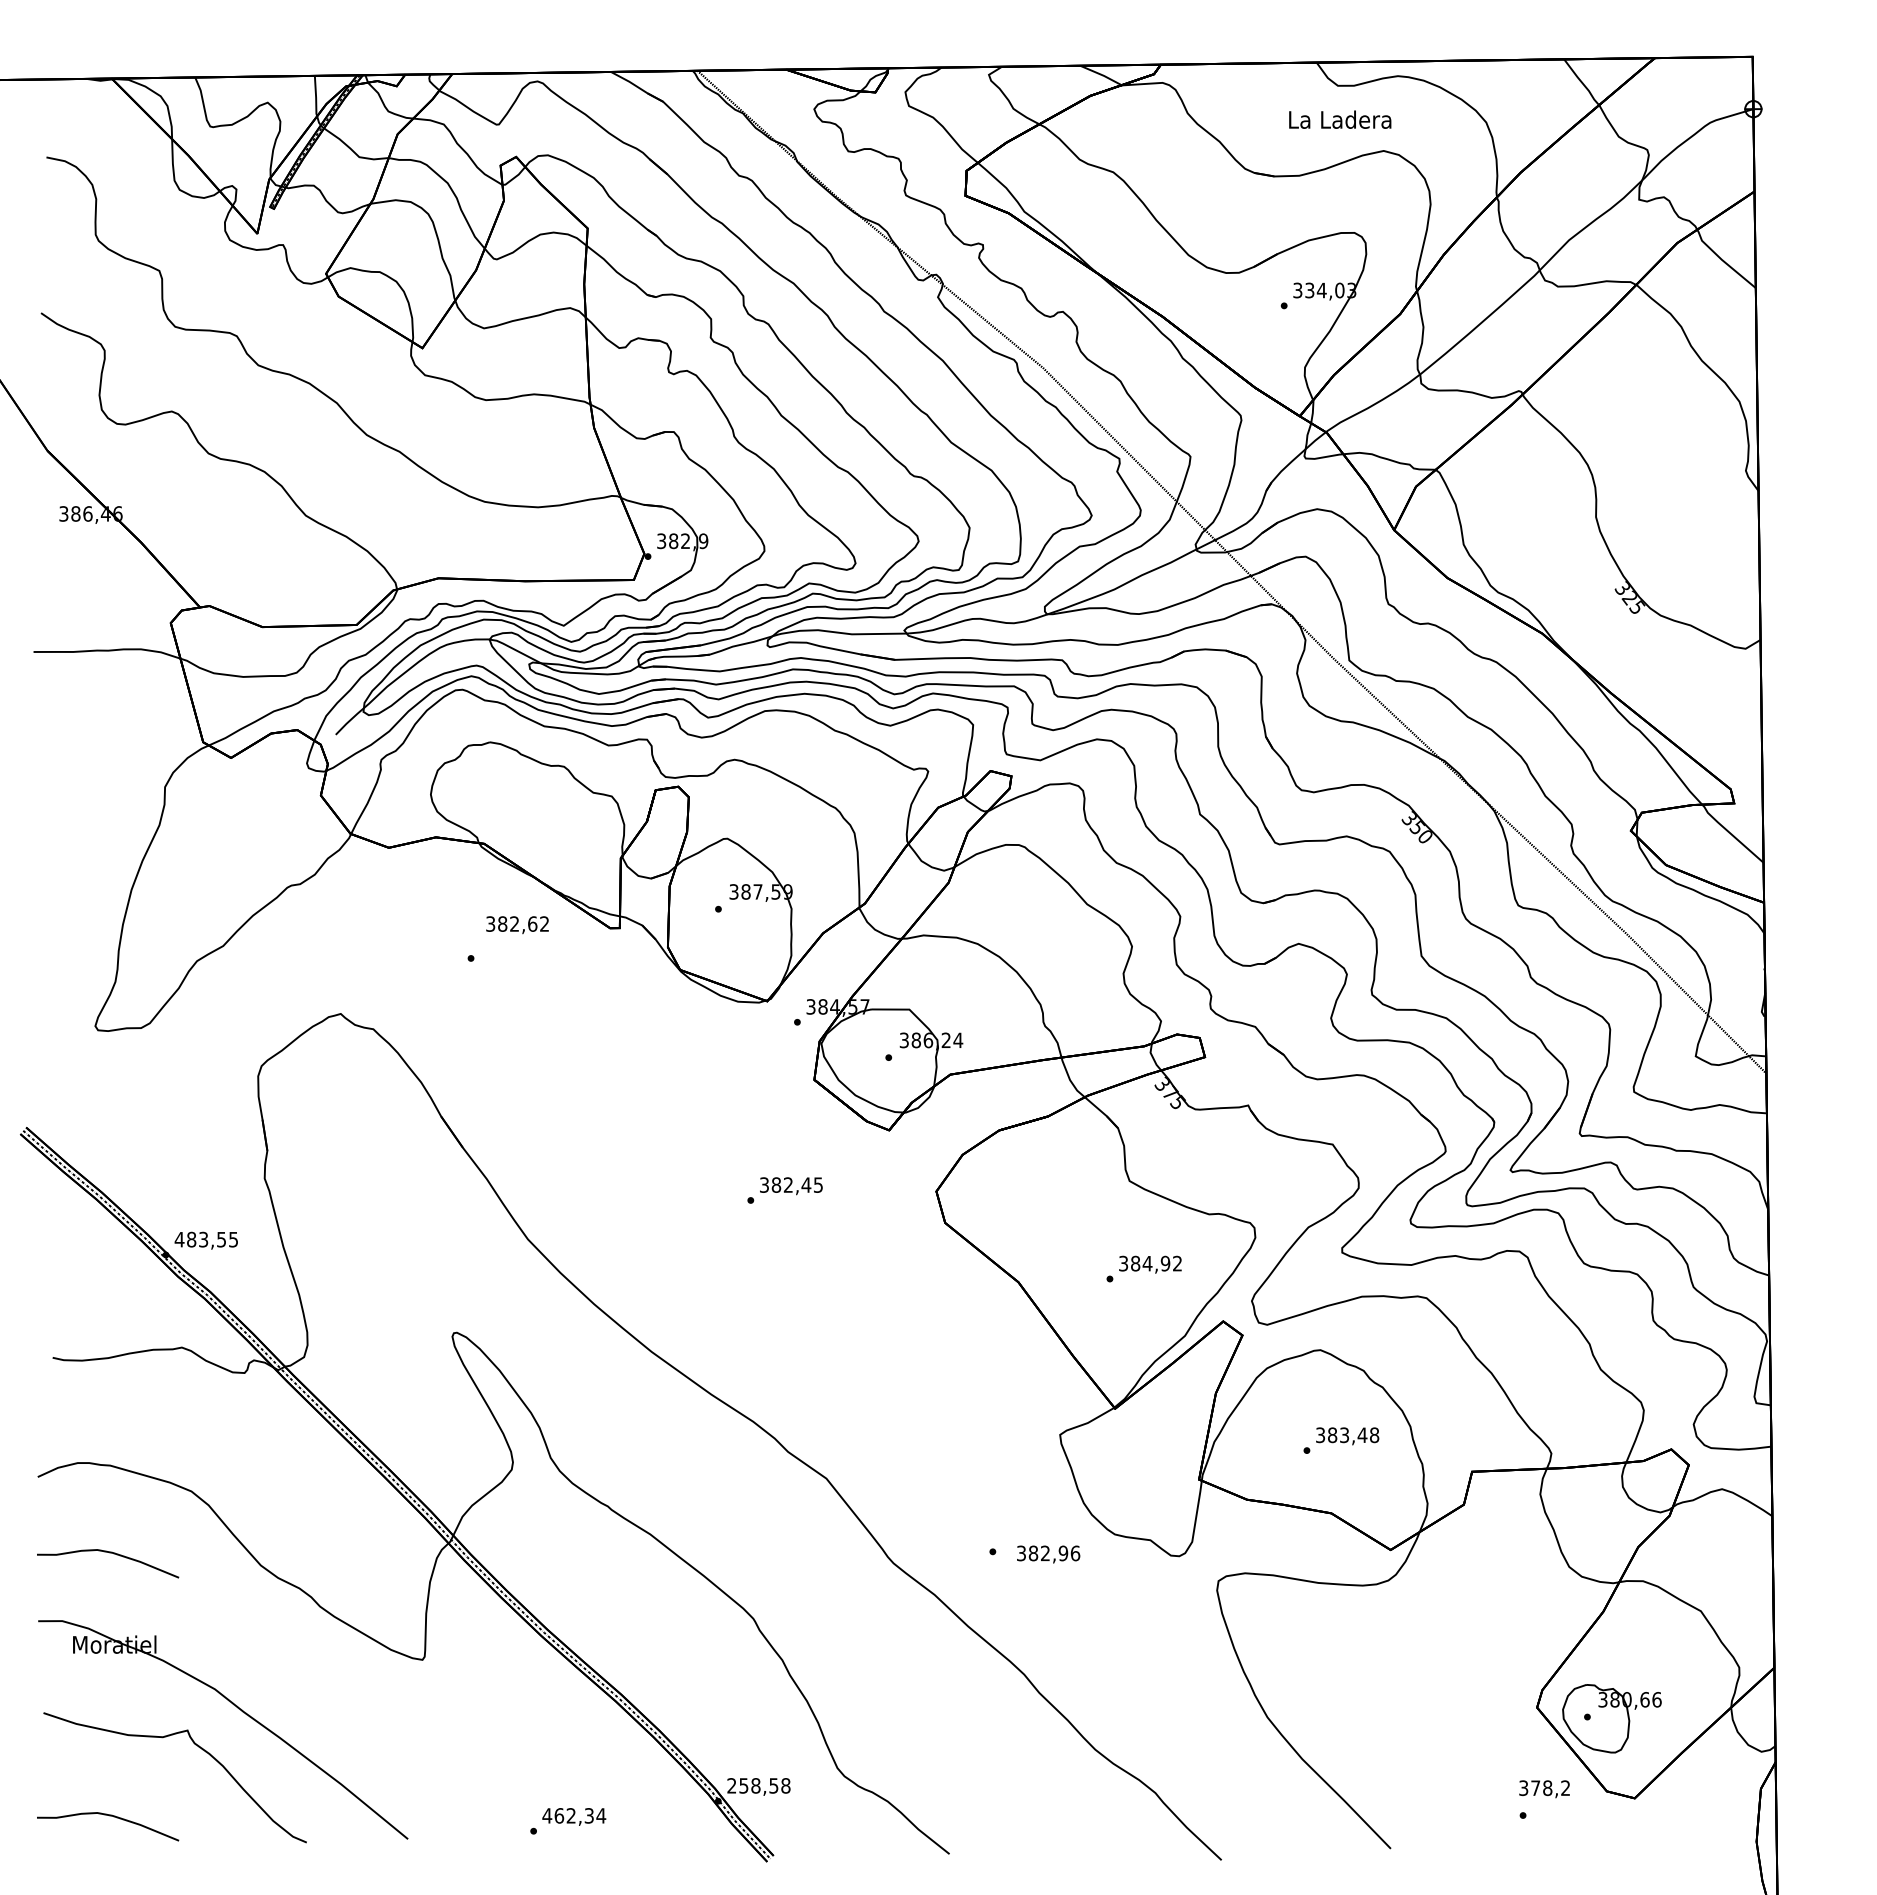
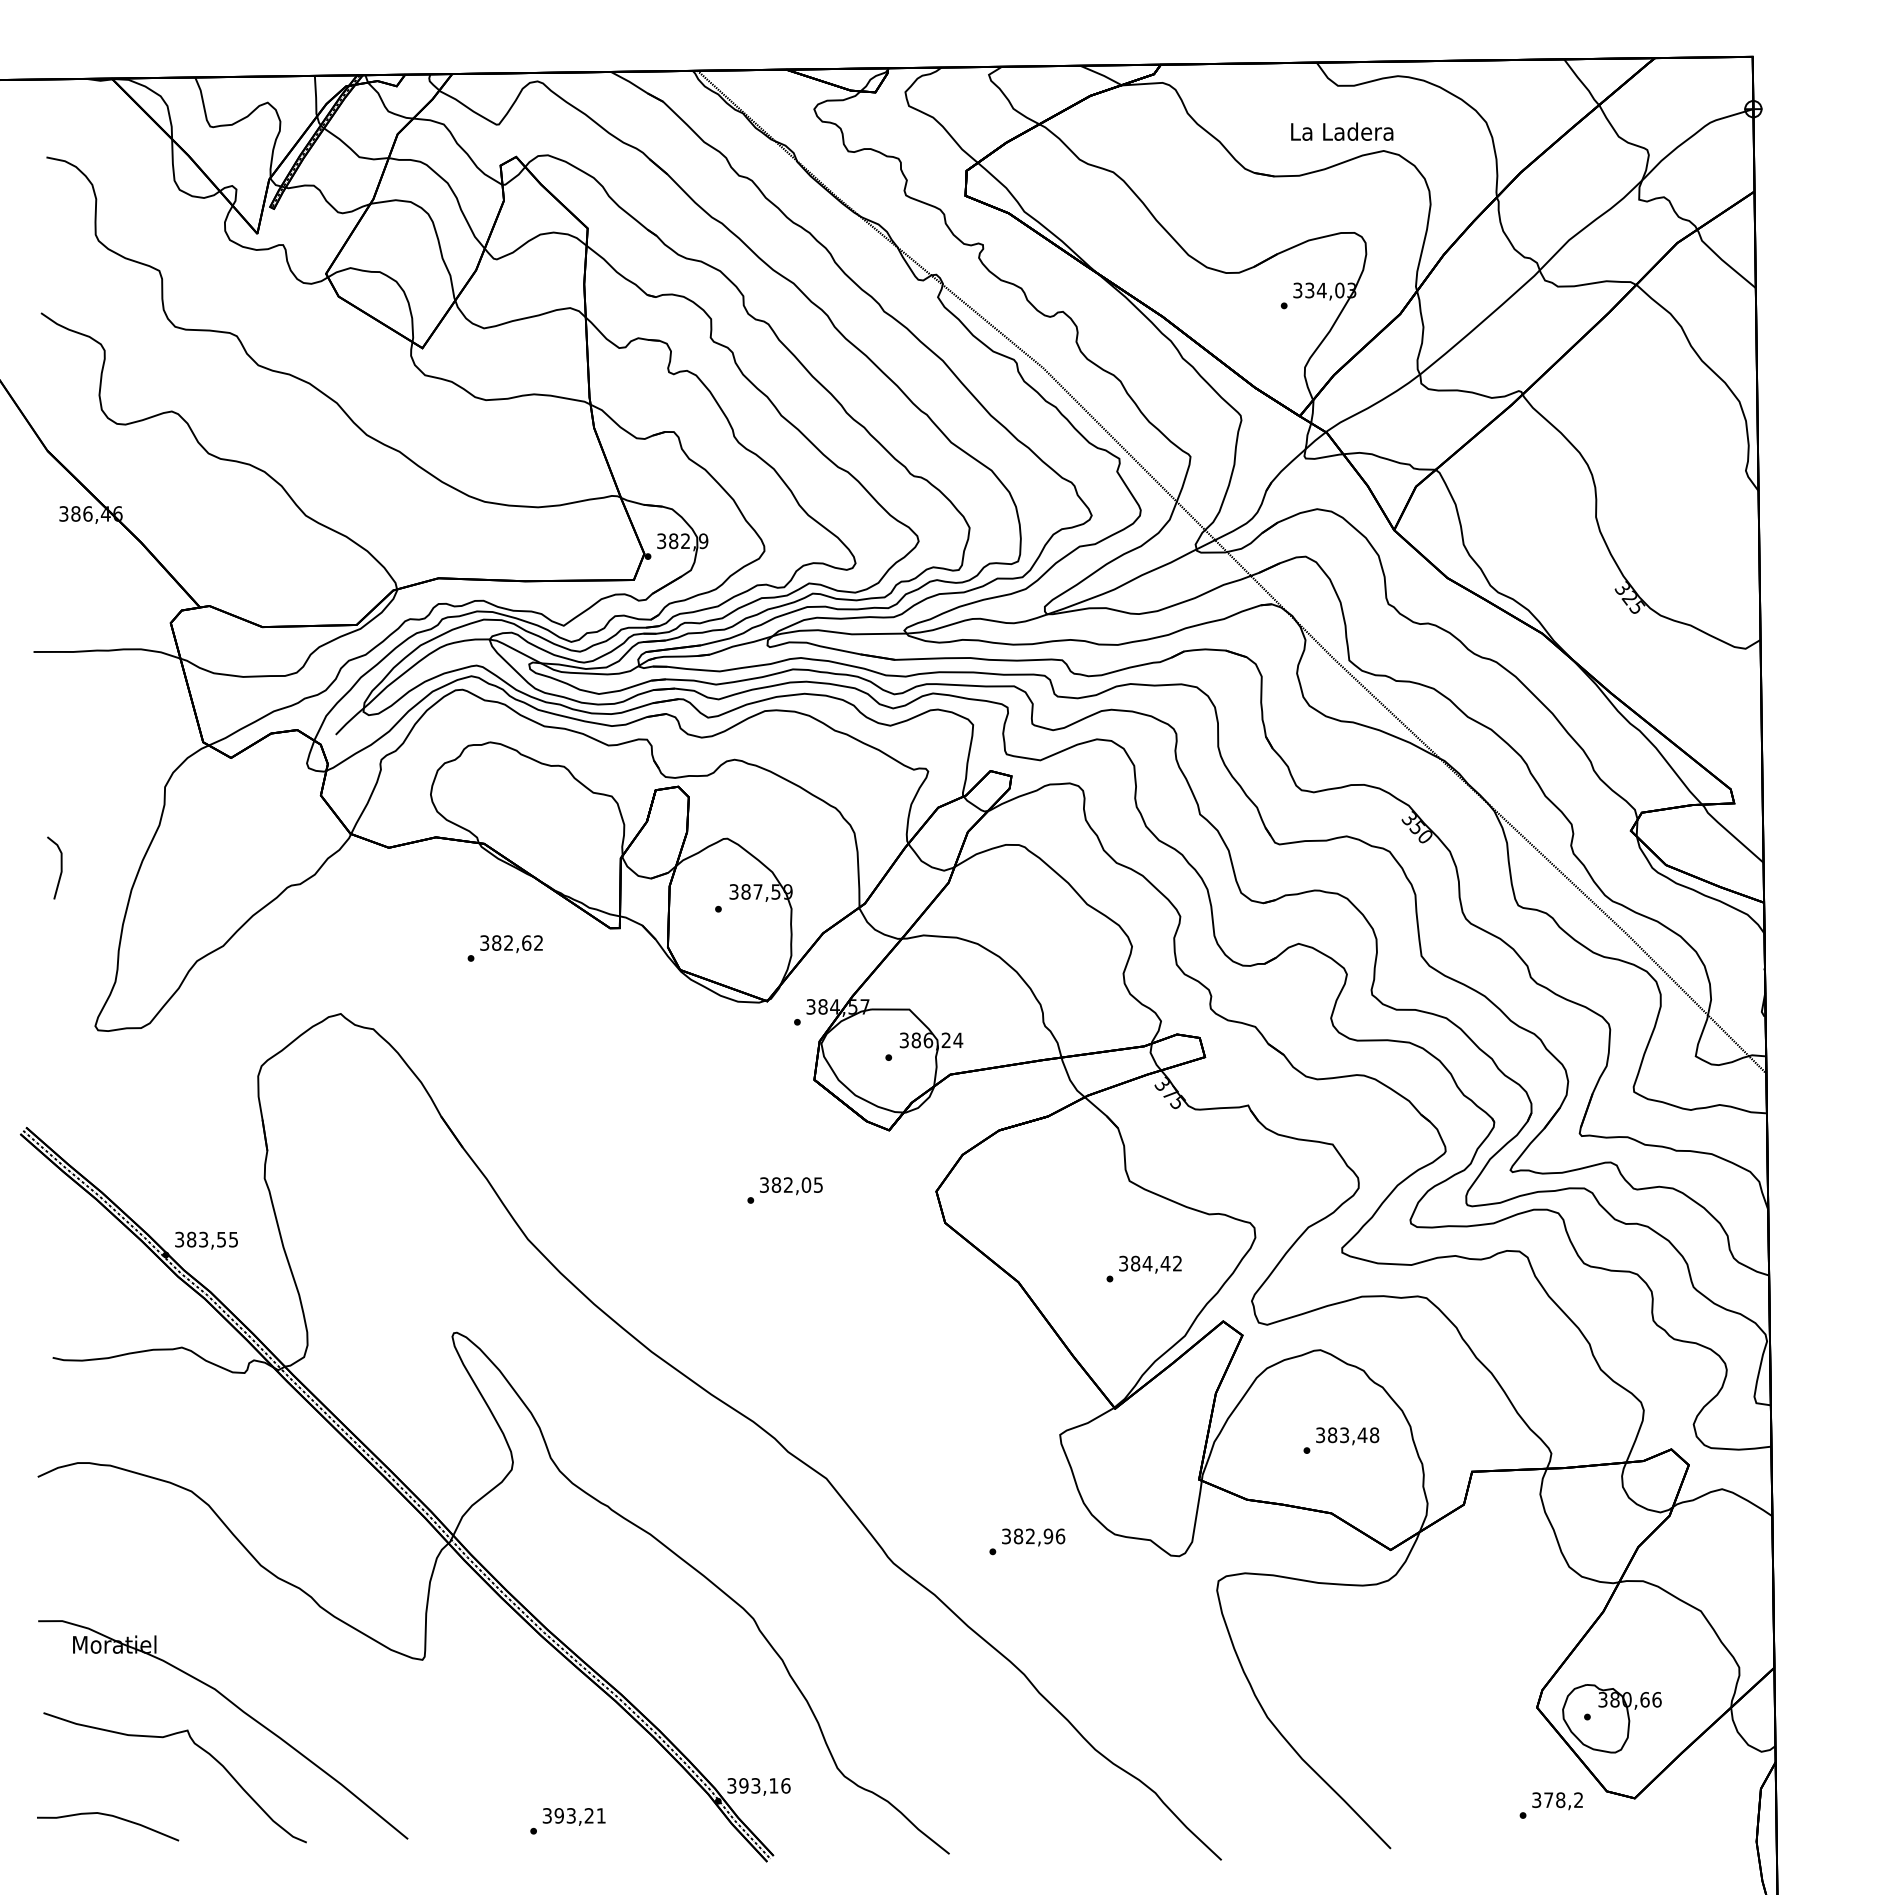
text position: (1340, 119) -> (1342, 131) (1342, 131)
line: none -> present (60, 867)
text position: (517, 925) -> (511, 944) (511, 944)
text: 382,45 -> 382,05 (806, 1184)
text: 483,55 -> 383,55 (179, 1239)
text: 384,92 -> 384,42 (1165, 1263)
curve: present -> none (109, 1553)
text position: (1048, 1554) -> (1033, 1537) (1033, 1537)
text: 258,58 -> 393,16 (758, 1785)
text position: (1544, 1789) -> (1557, 1801) (1557, 1801)
text: 462,34 -> 393,21 (574, 1815)
